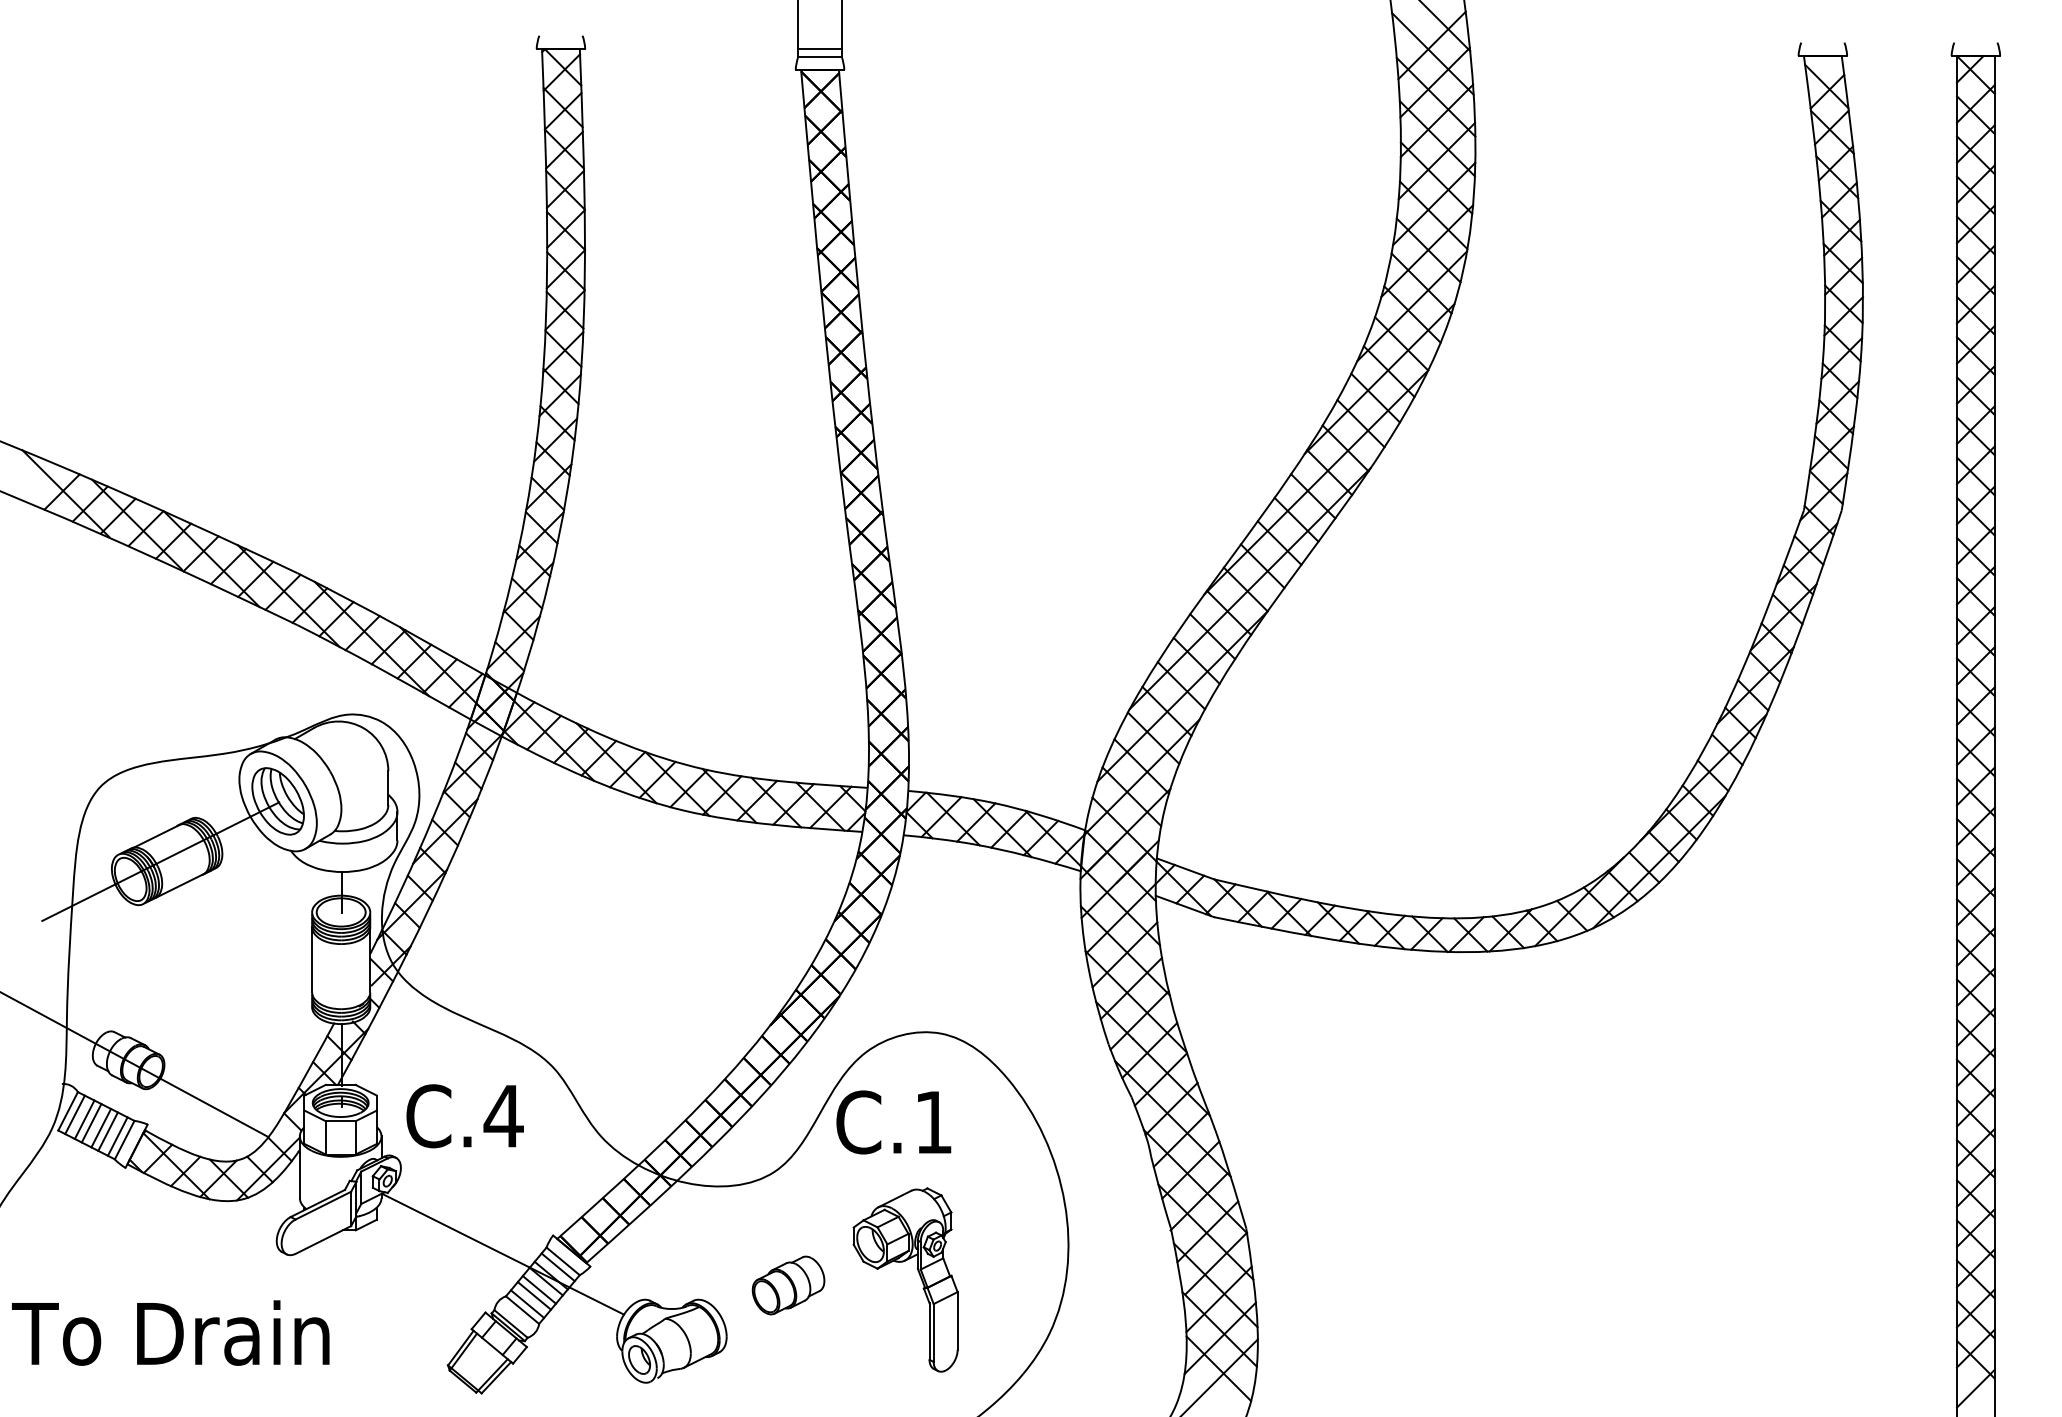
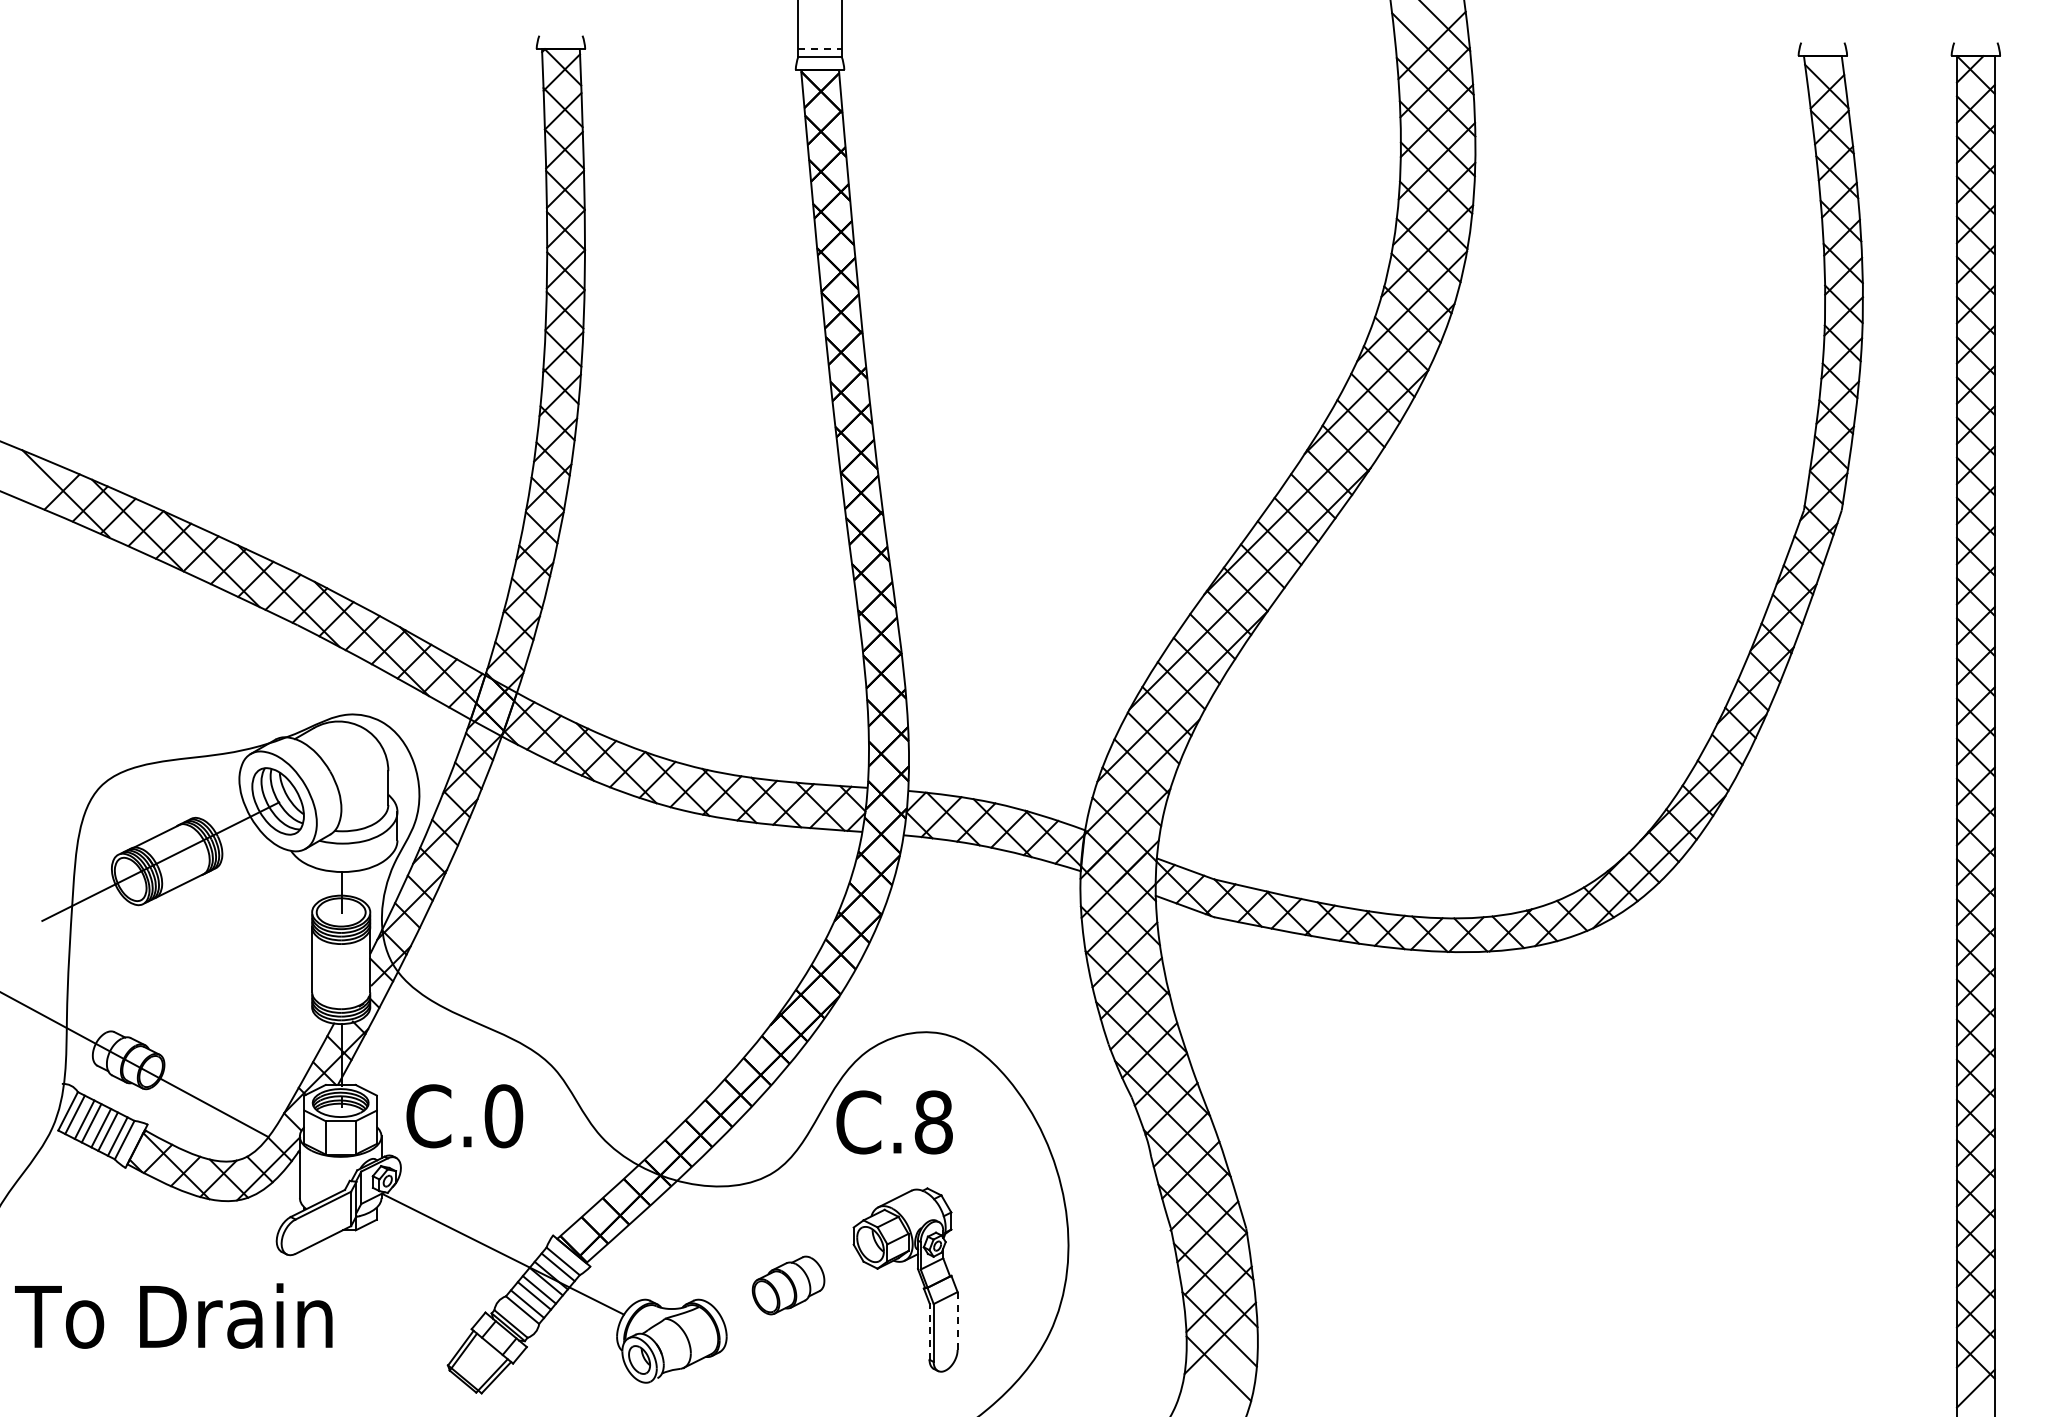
line: solid -> dashed (820, 48)
text: C.4 -> C.0 (503, 1116)
text: C.1 -> C.8 (933, 1122)
line: solid -> dashed (957, 1321)
line: solid -> dashed (929, 1331)
text position: (170, 1332) -> (173, 1315) (173, 1315)
line: present -> none (1220, 1376)
